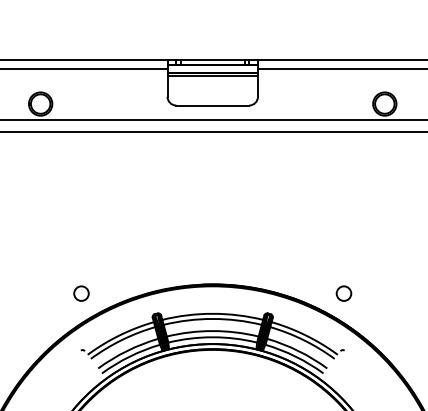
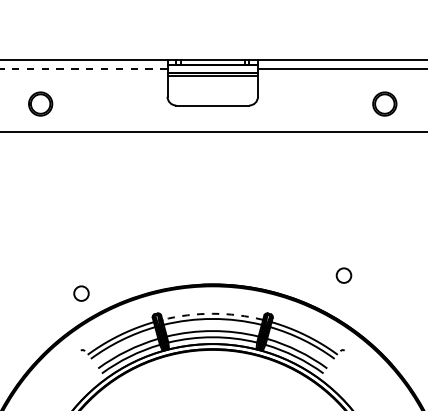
line: solid -> dashed (83, 69)
line: present -> none (213, 120)
circle position: (343, 293) -> (343, 275) (343, 275)
arc: solid -> dashed (212, 313)
